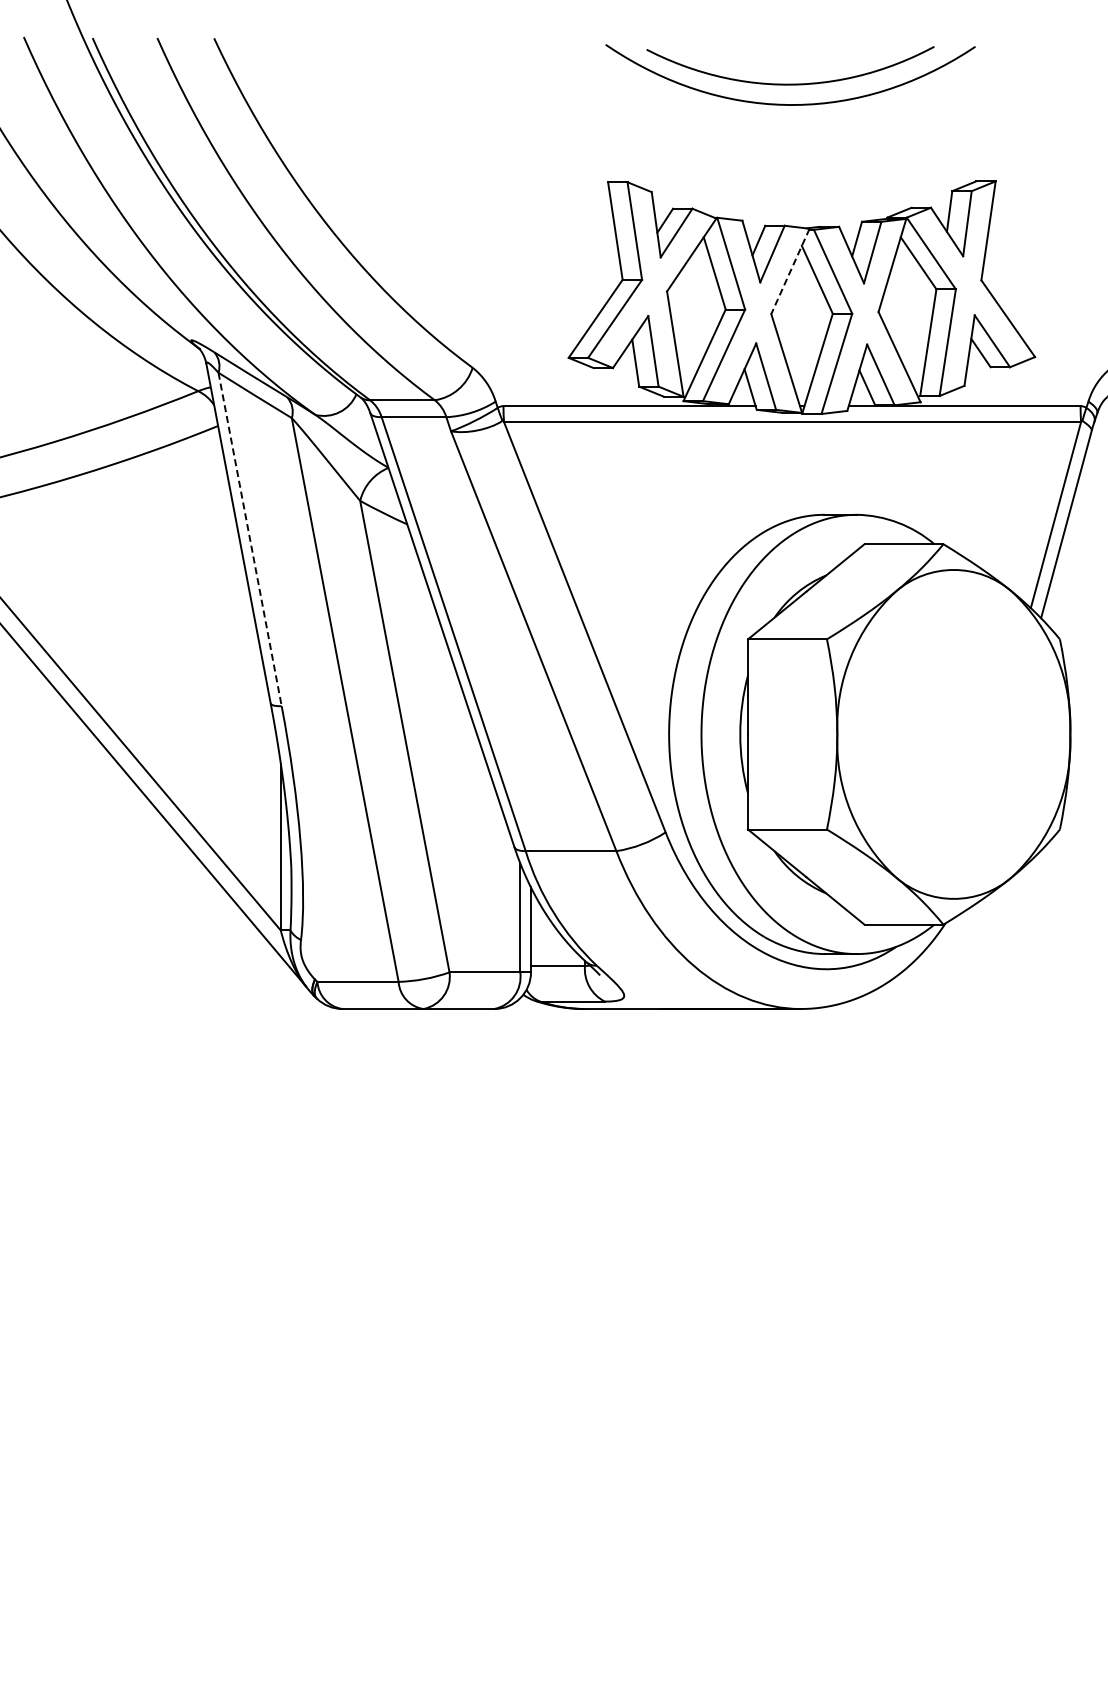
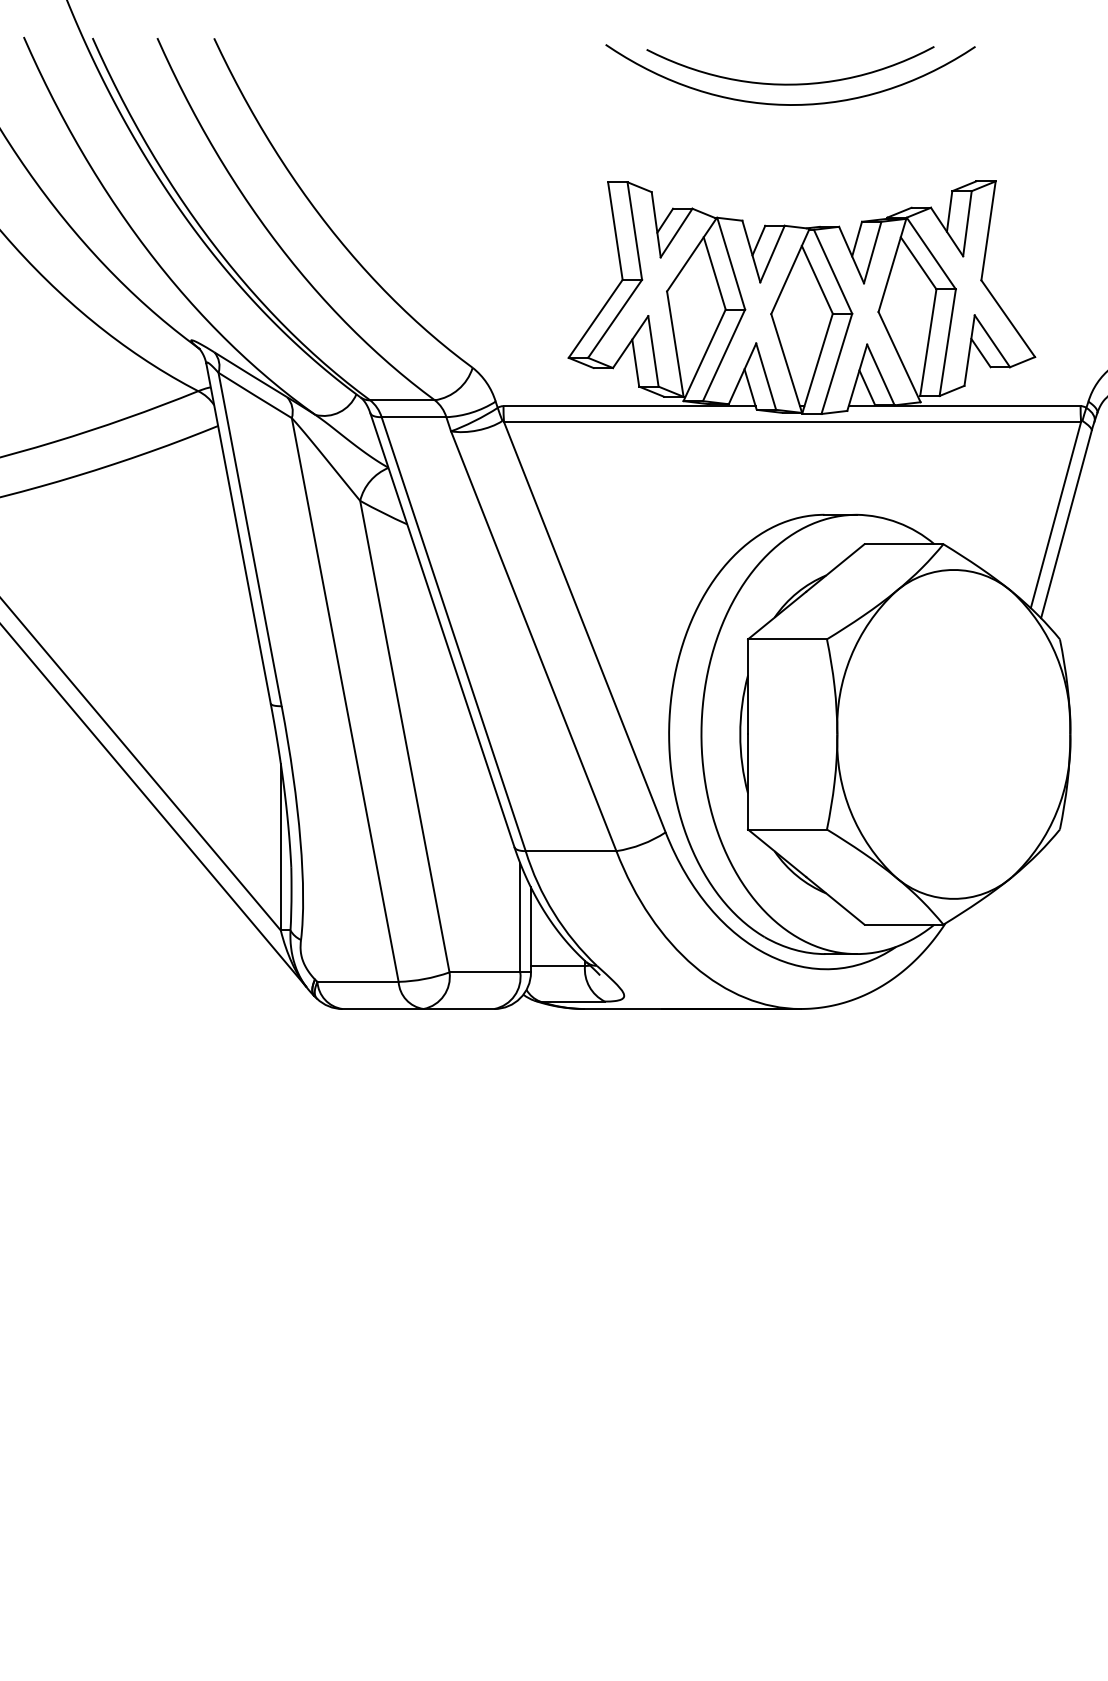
line: dashed -> solid (790, 271)
line: dashed -> solid (250, 539)
